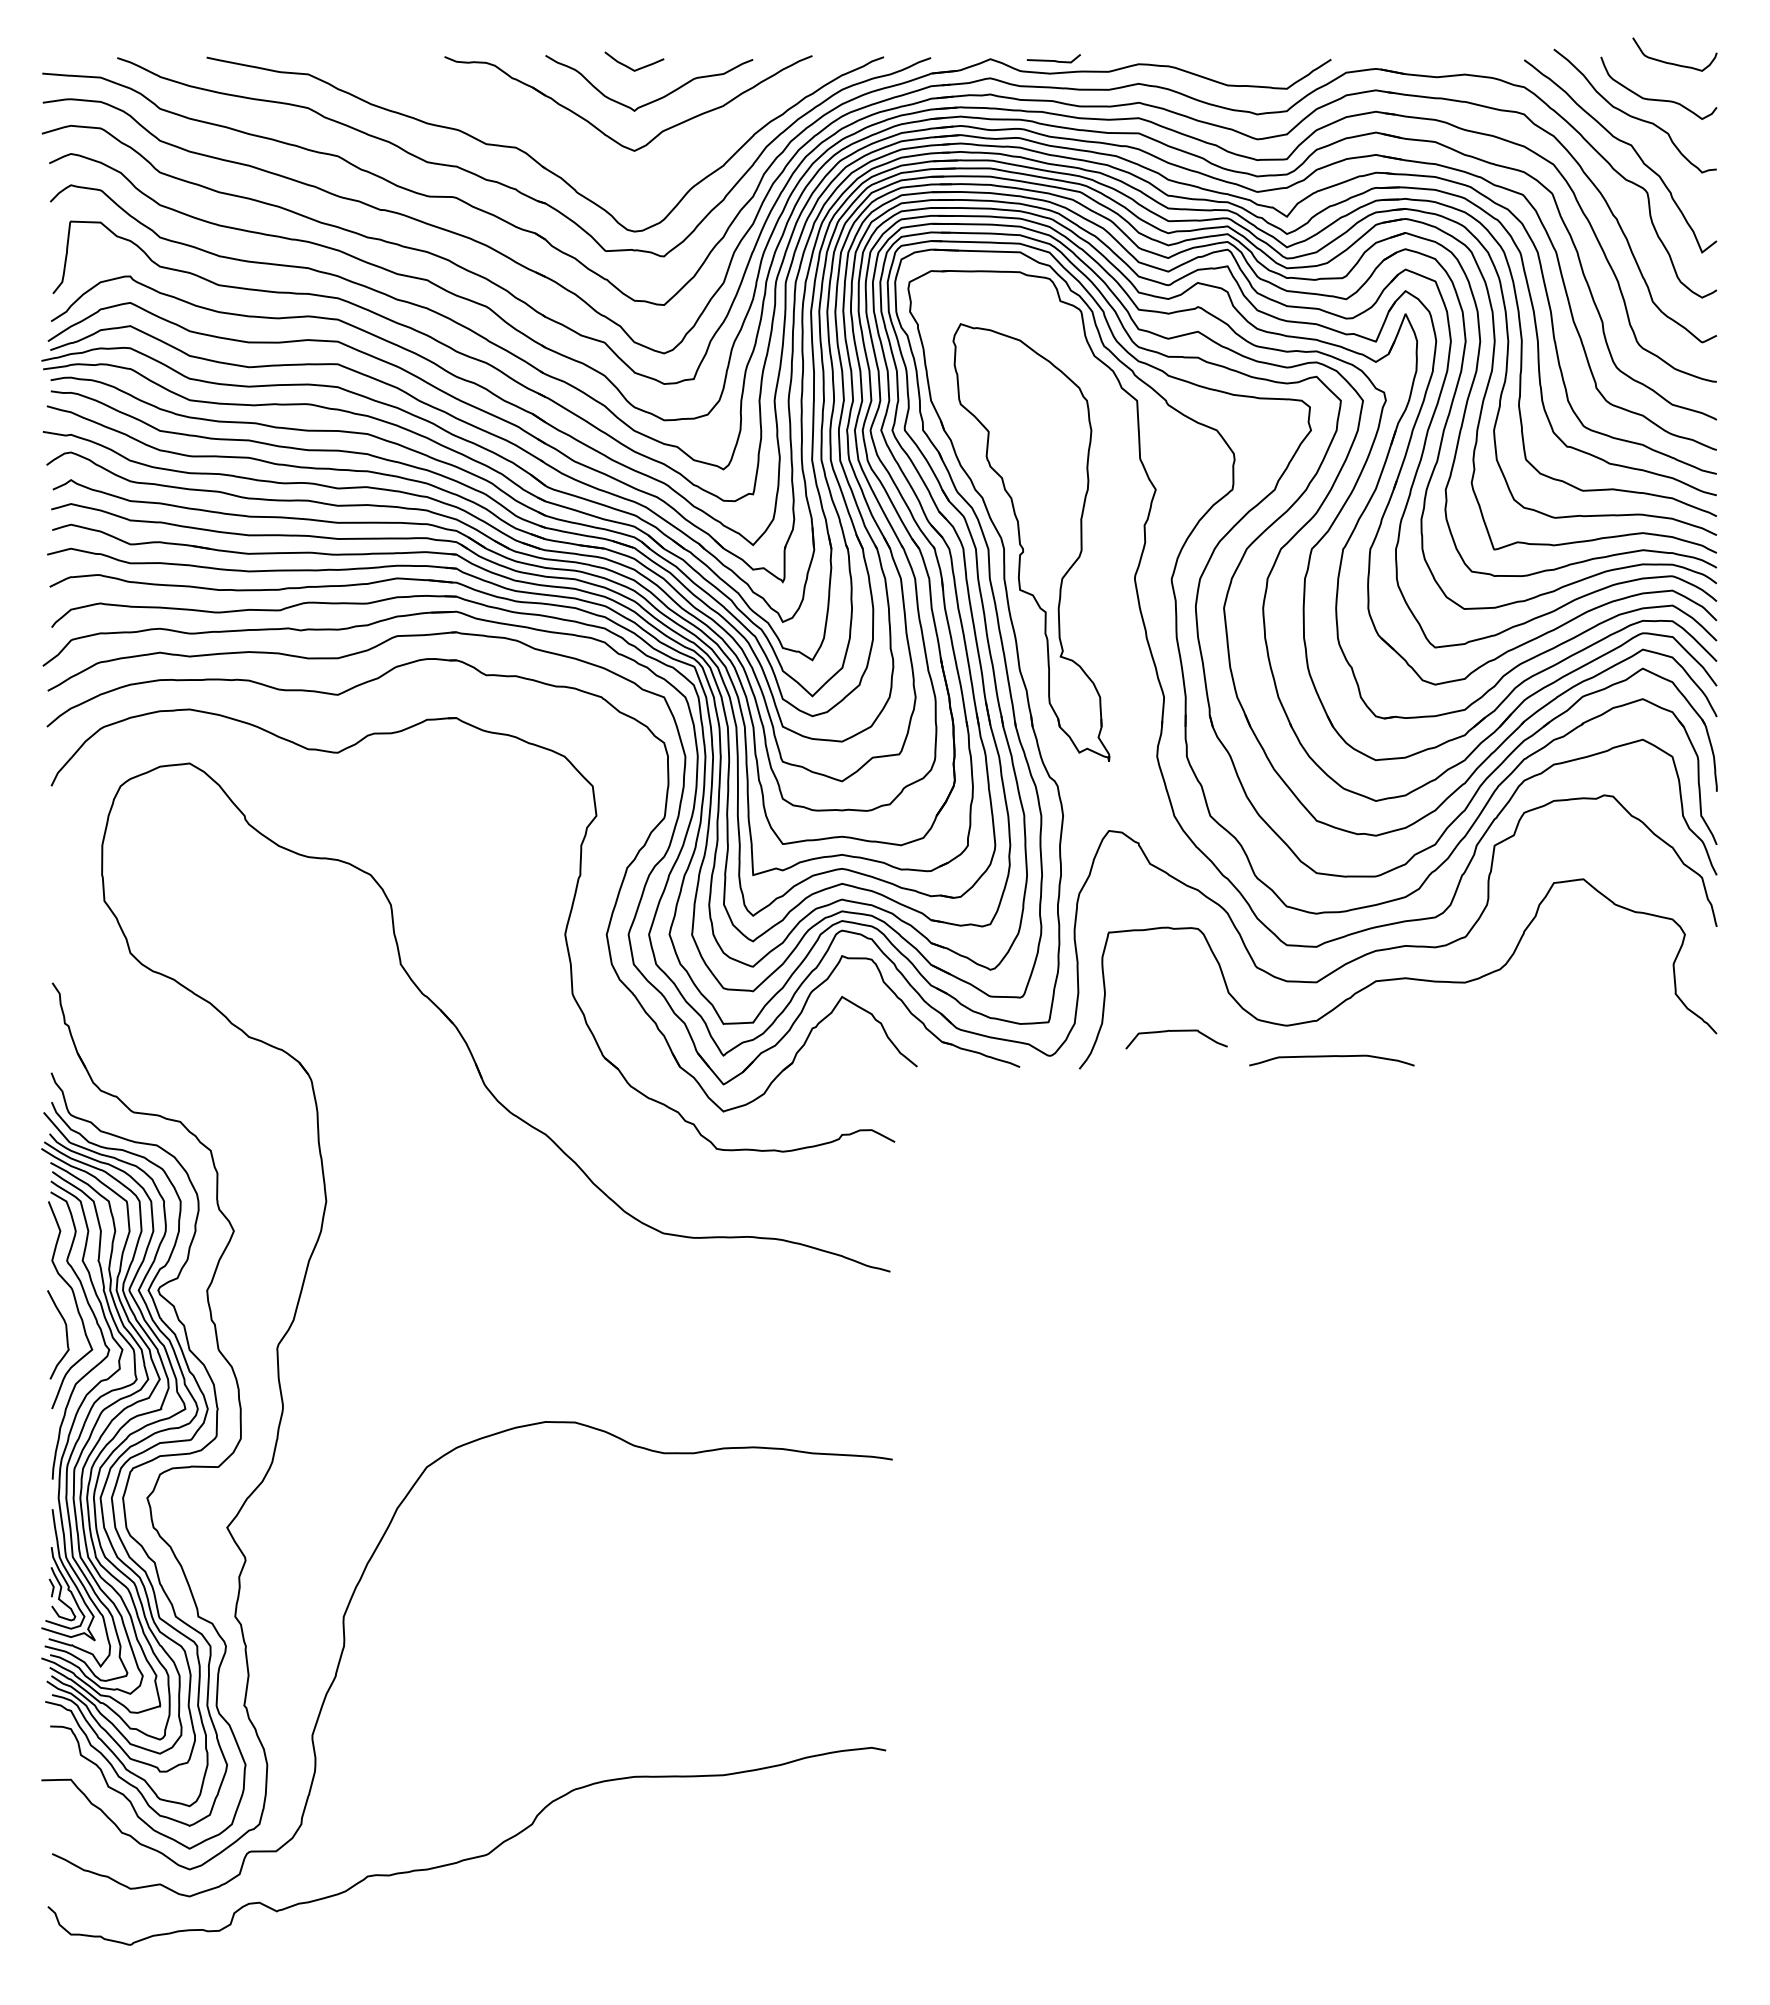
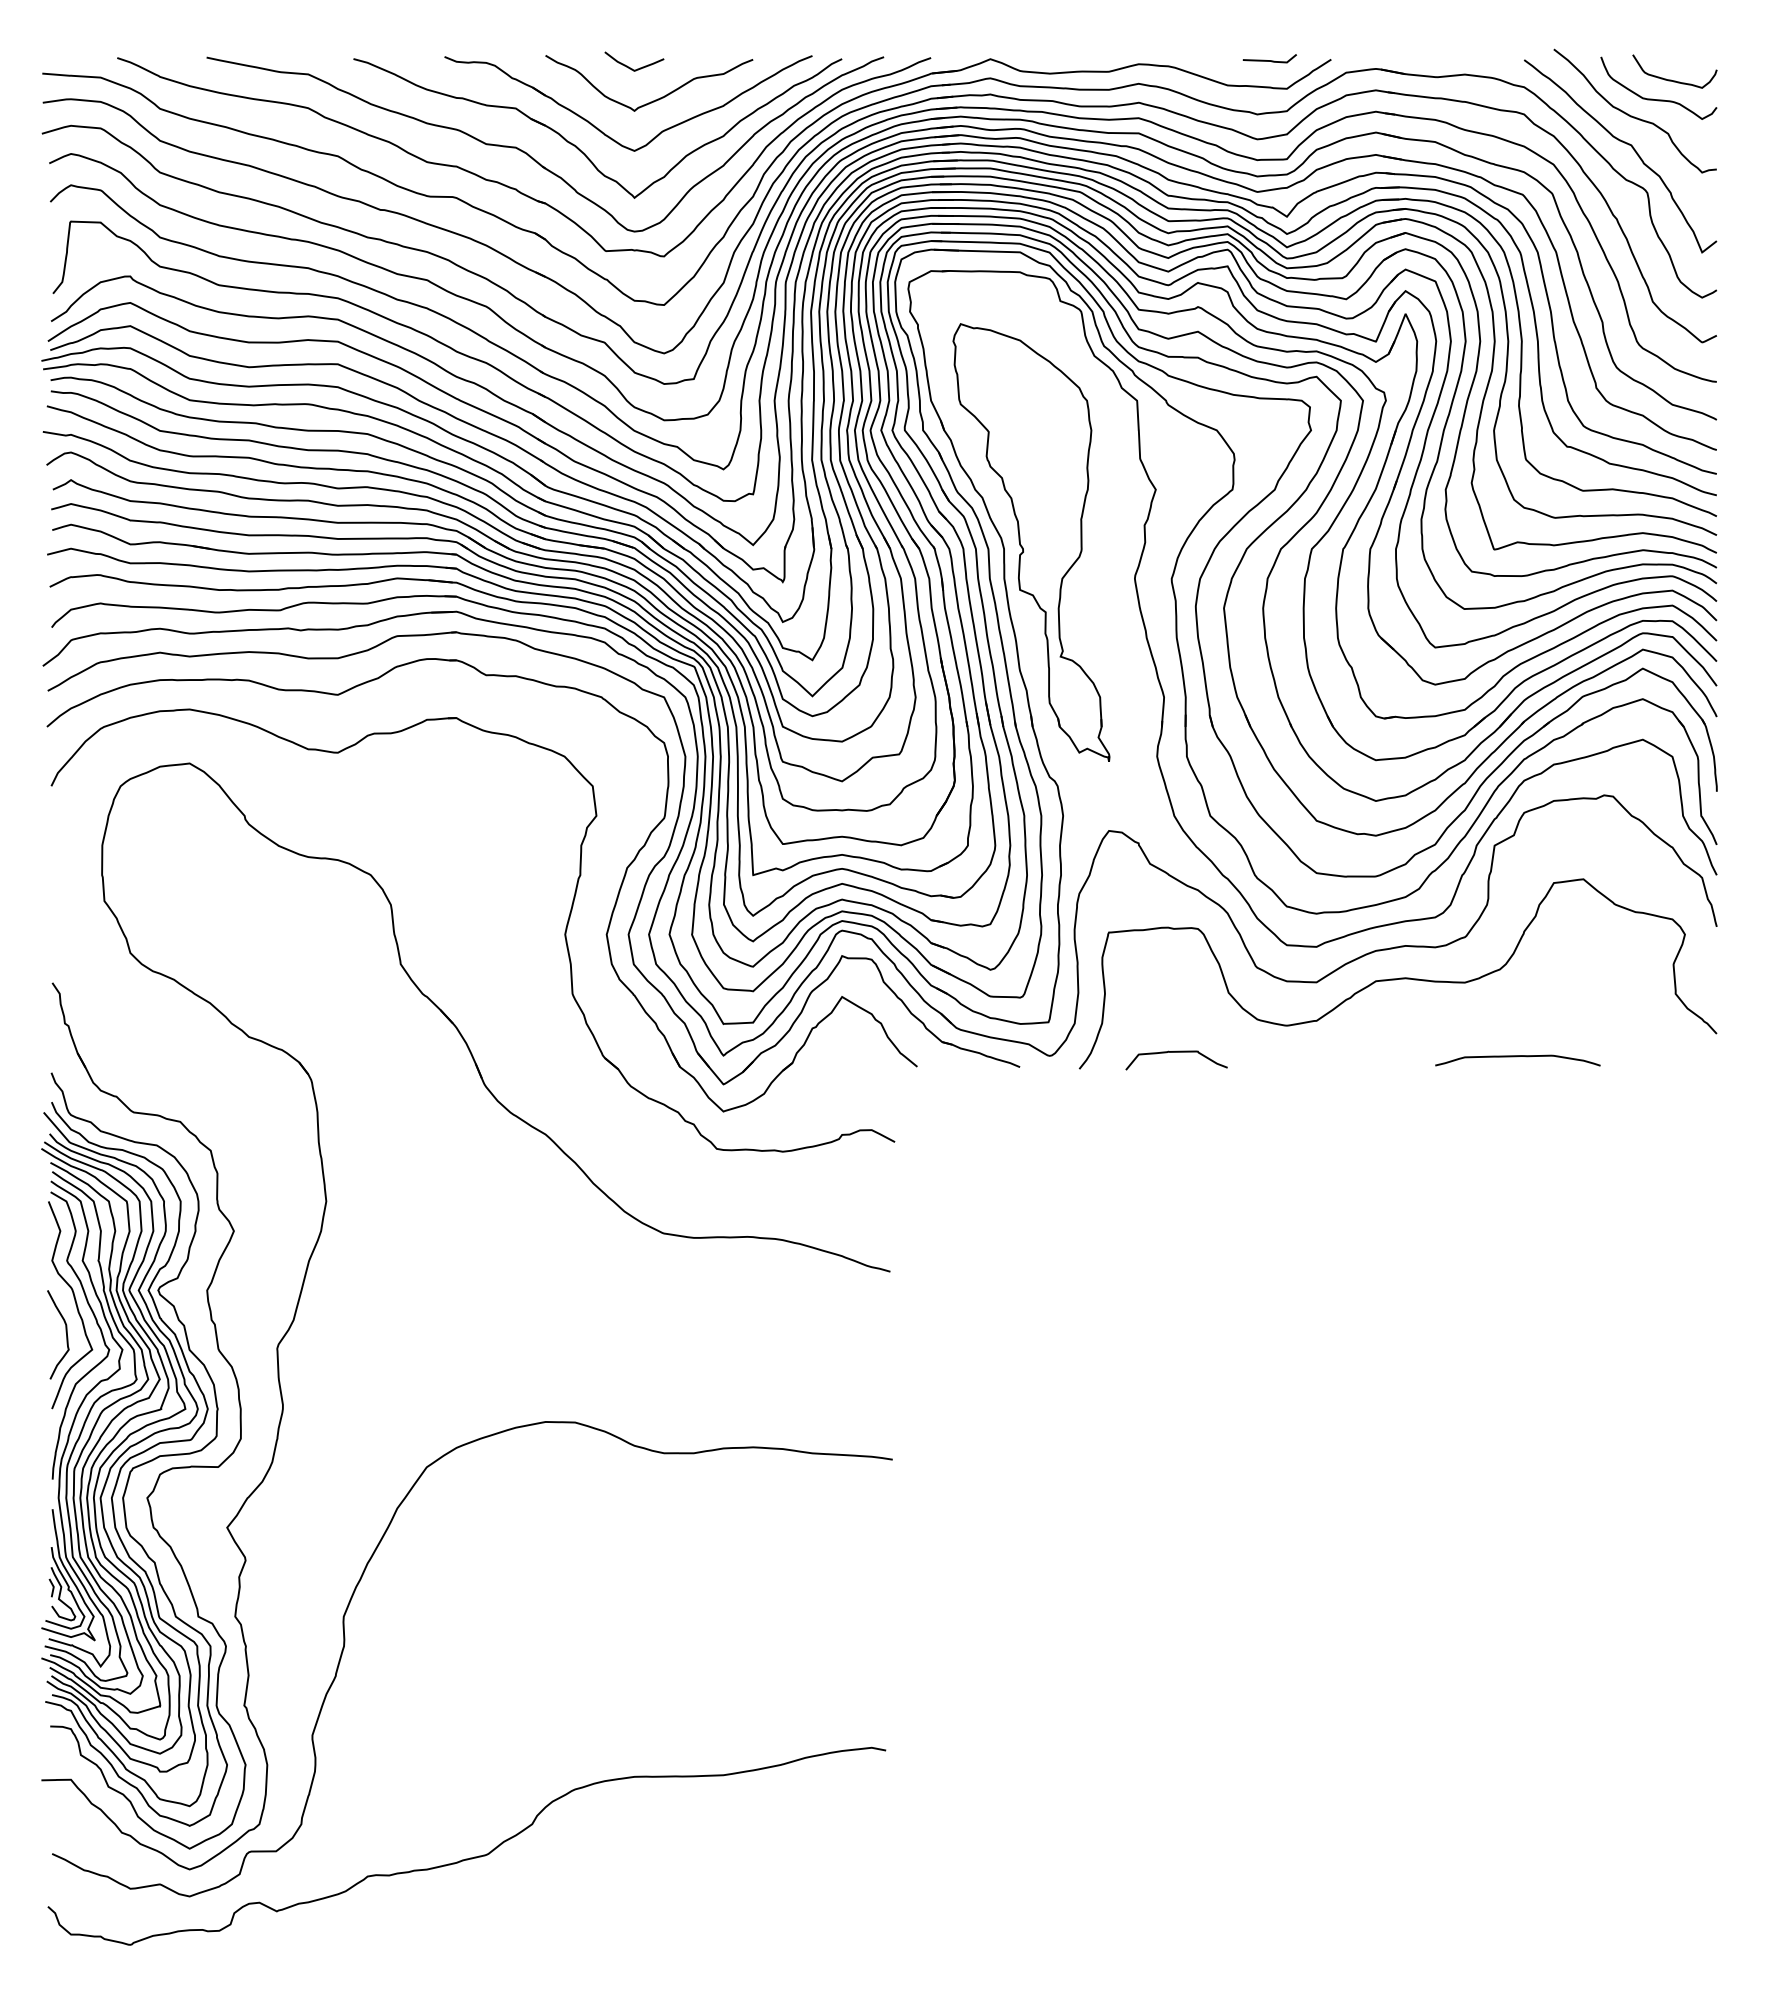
curve position: (1053, 60) -> (1269, 60) (1269, 60)
curve position: (1671, 62) -> (1671, 79) (1671, 79)
part: none -> present (578, 147)
curve position: (1176, 1031) -> (1176, 1052) (1176, 1052)
curve position: (1331, 1057) -> (1517, 1057) (1517, 1057)
